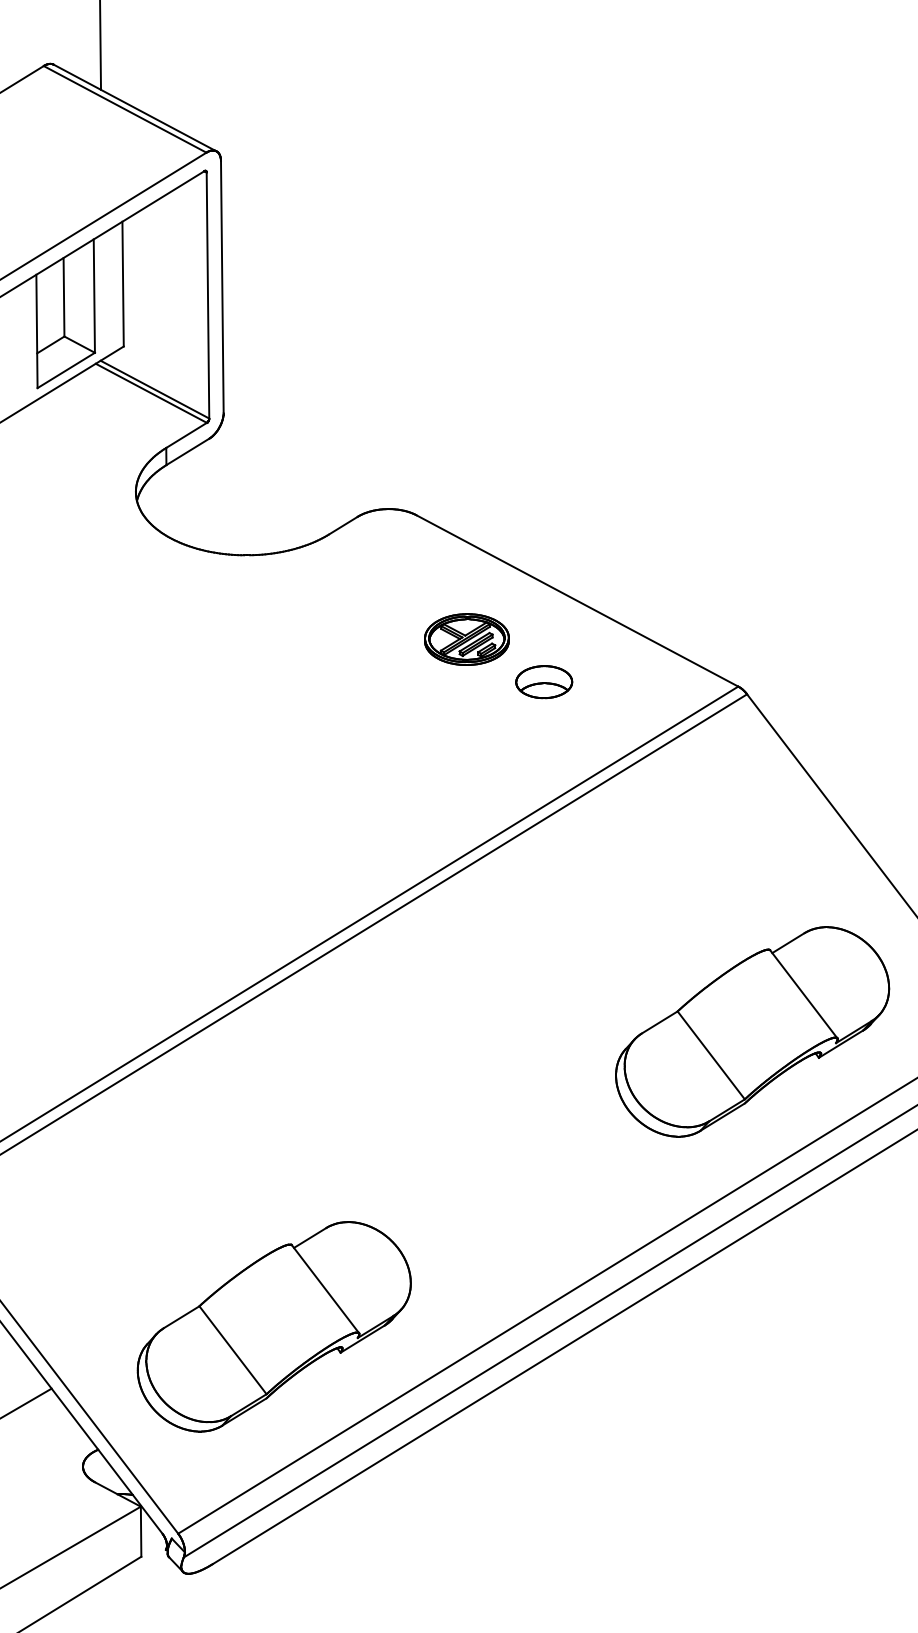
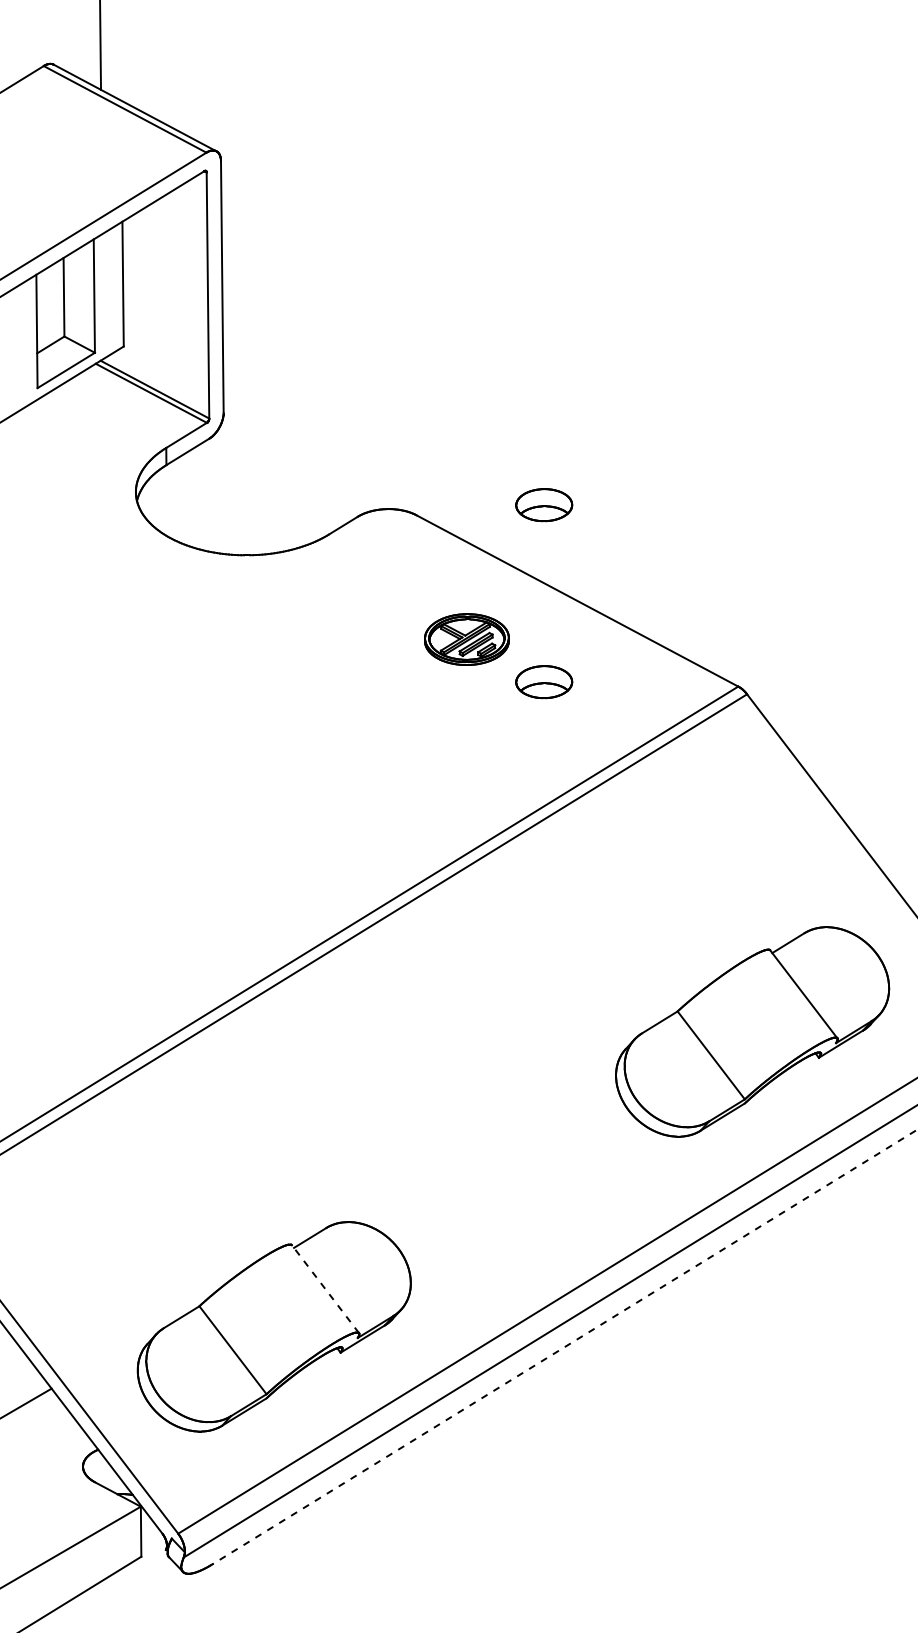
part: none -> present (544, 505)
line: solid -> dashed (325, 1288)
line: solid -> dashed (564, 1347)
